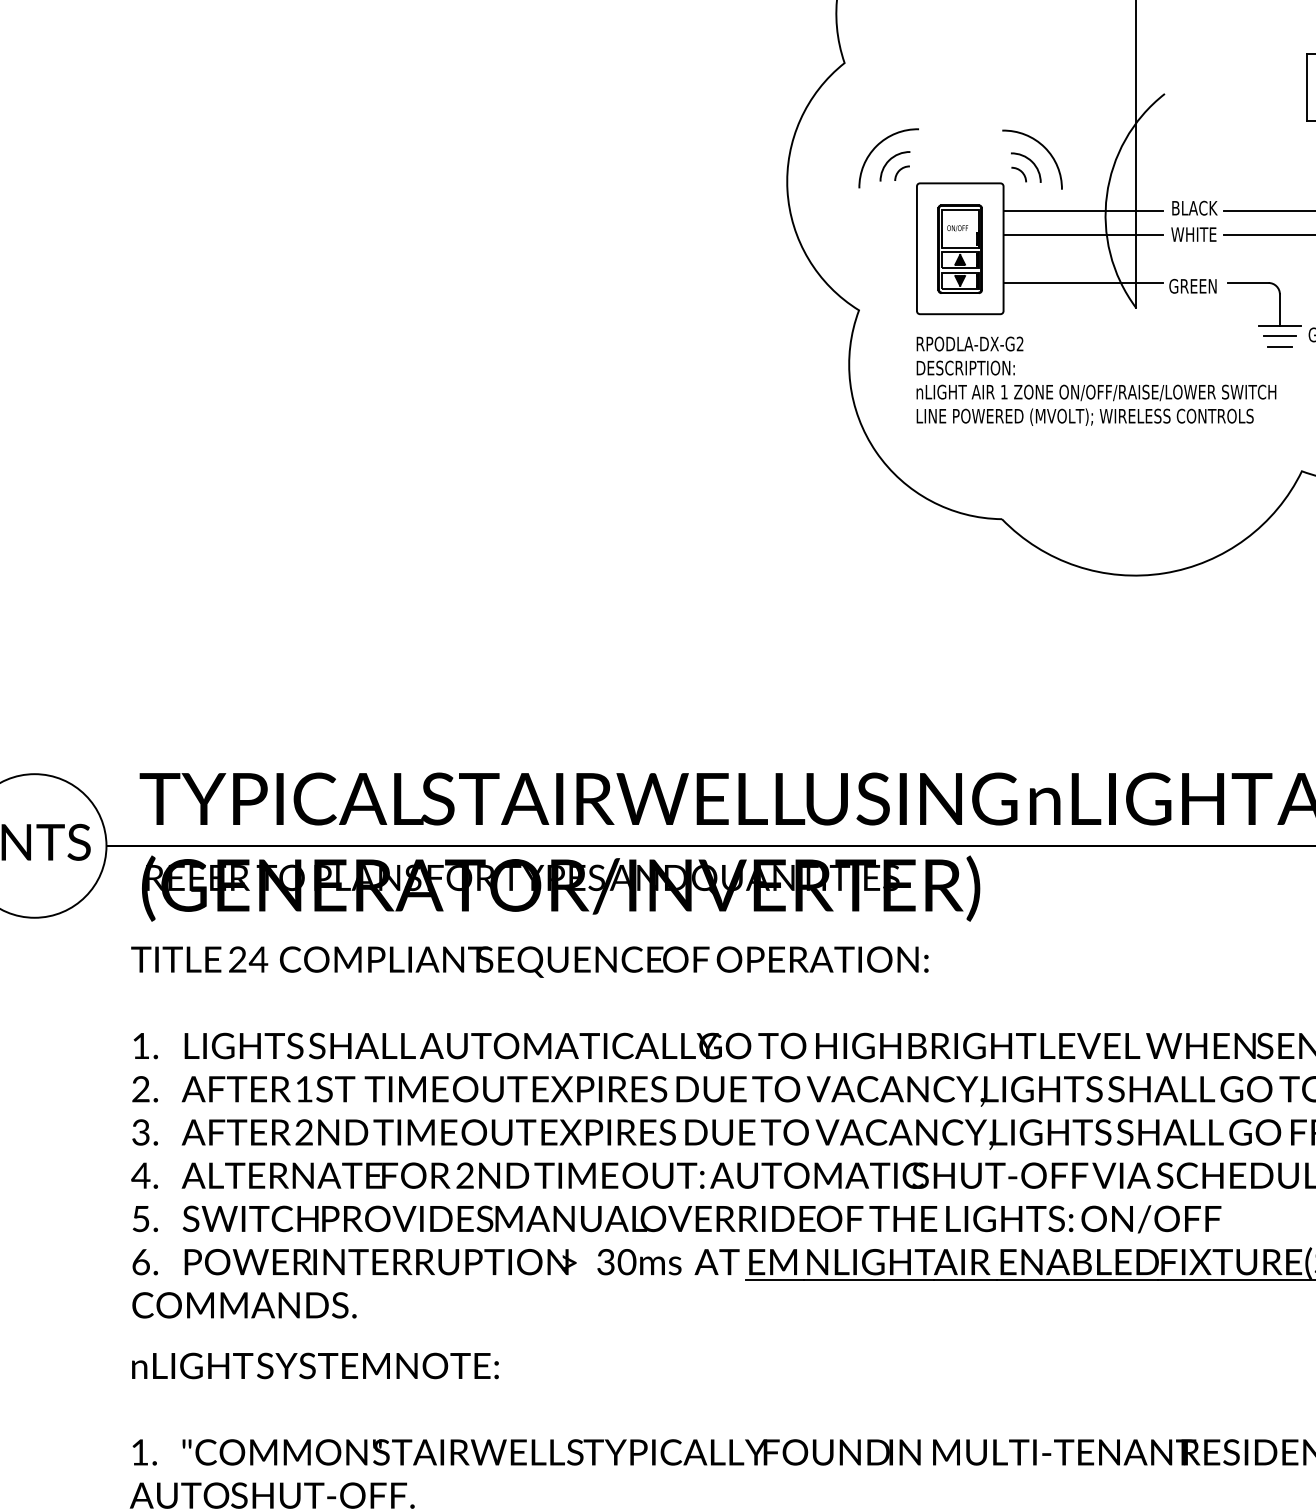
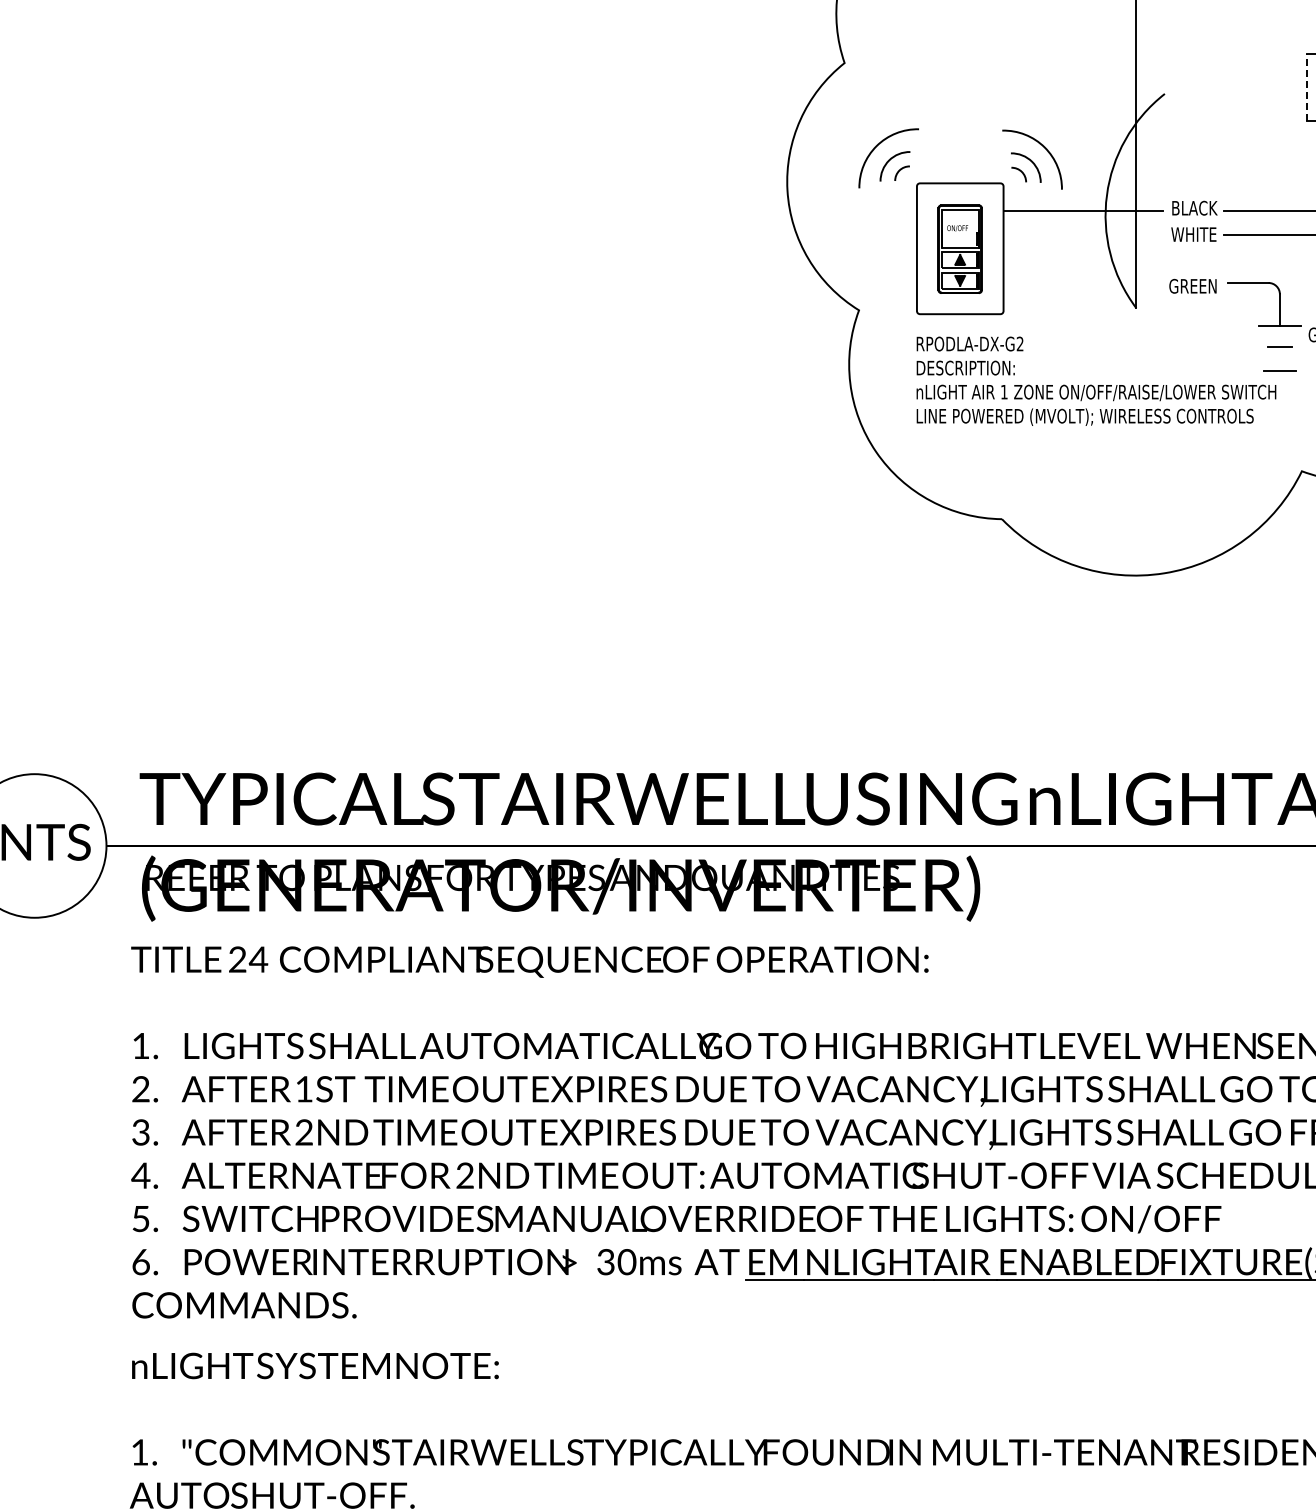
line: solid -> dashed (1306, 87)
line: present -> none (1083, 234)
line: present -> none (1083, 283)
line position: (1279, 335) -> (1279, 370) (1279, 370)
